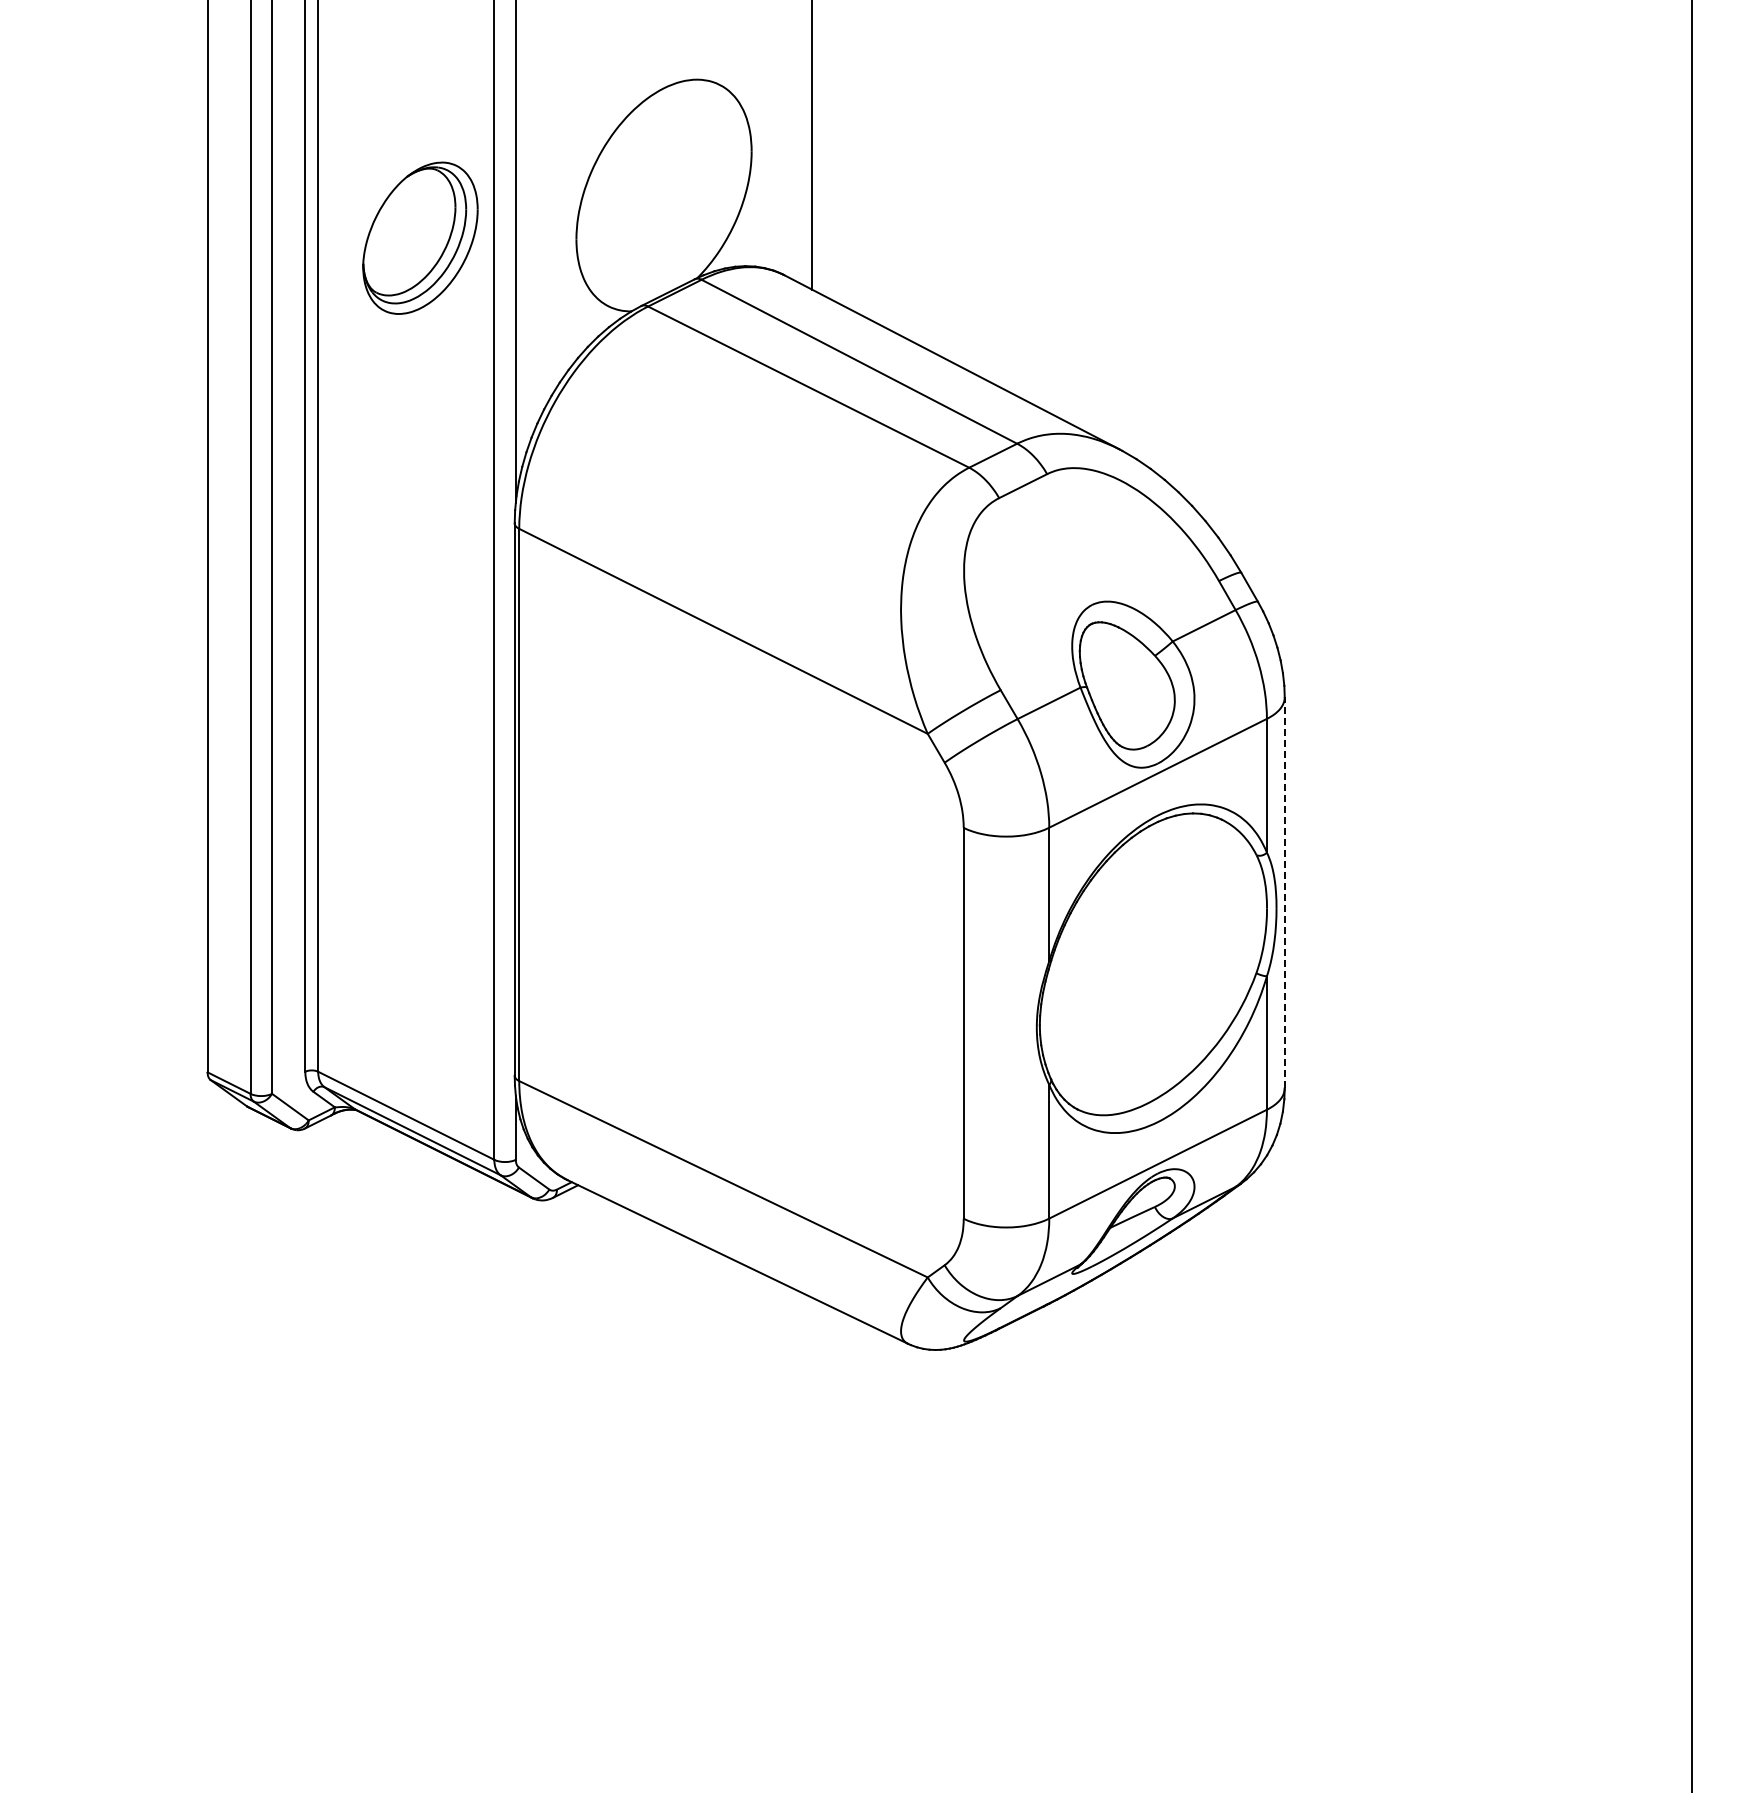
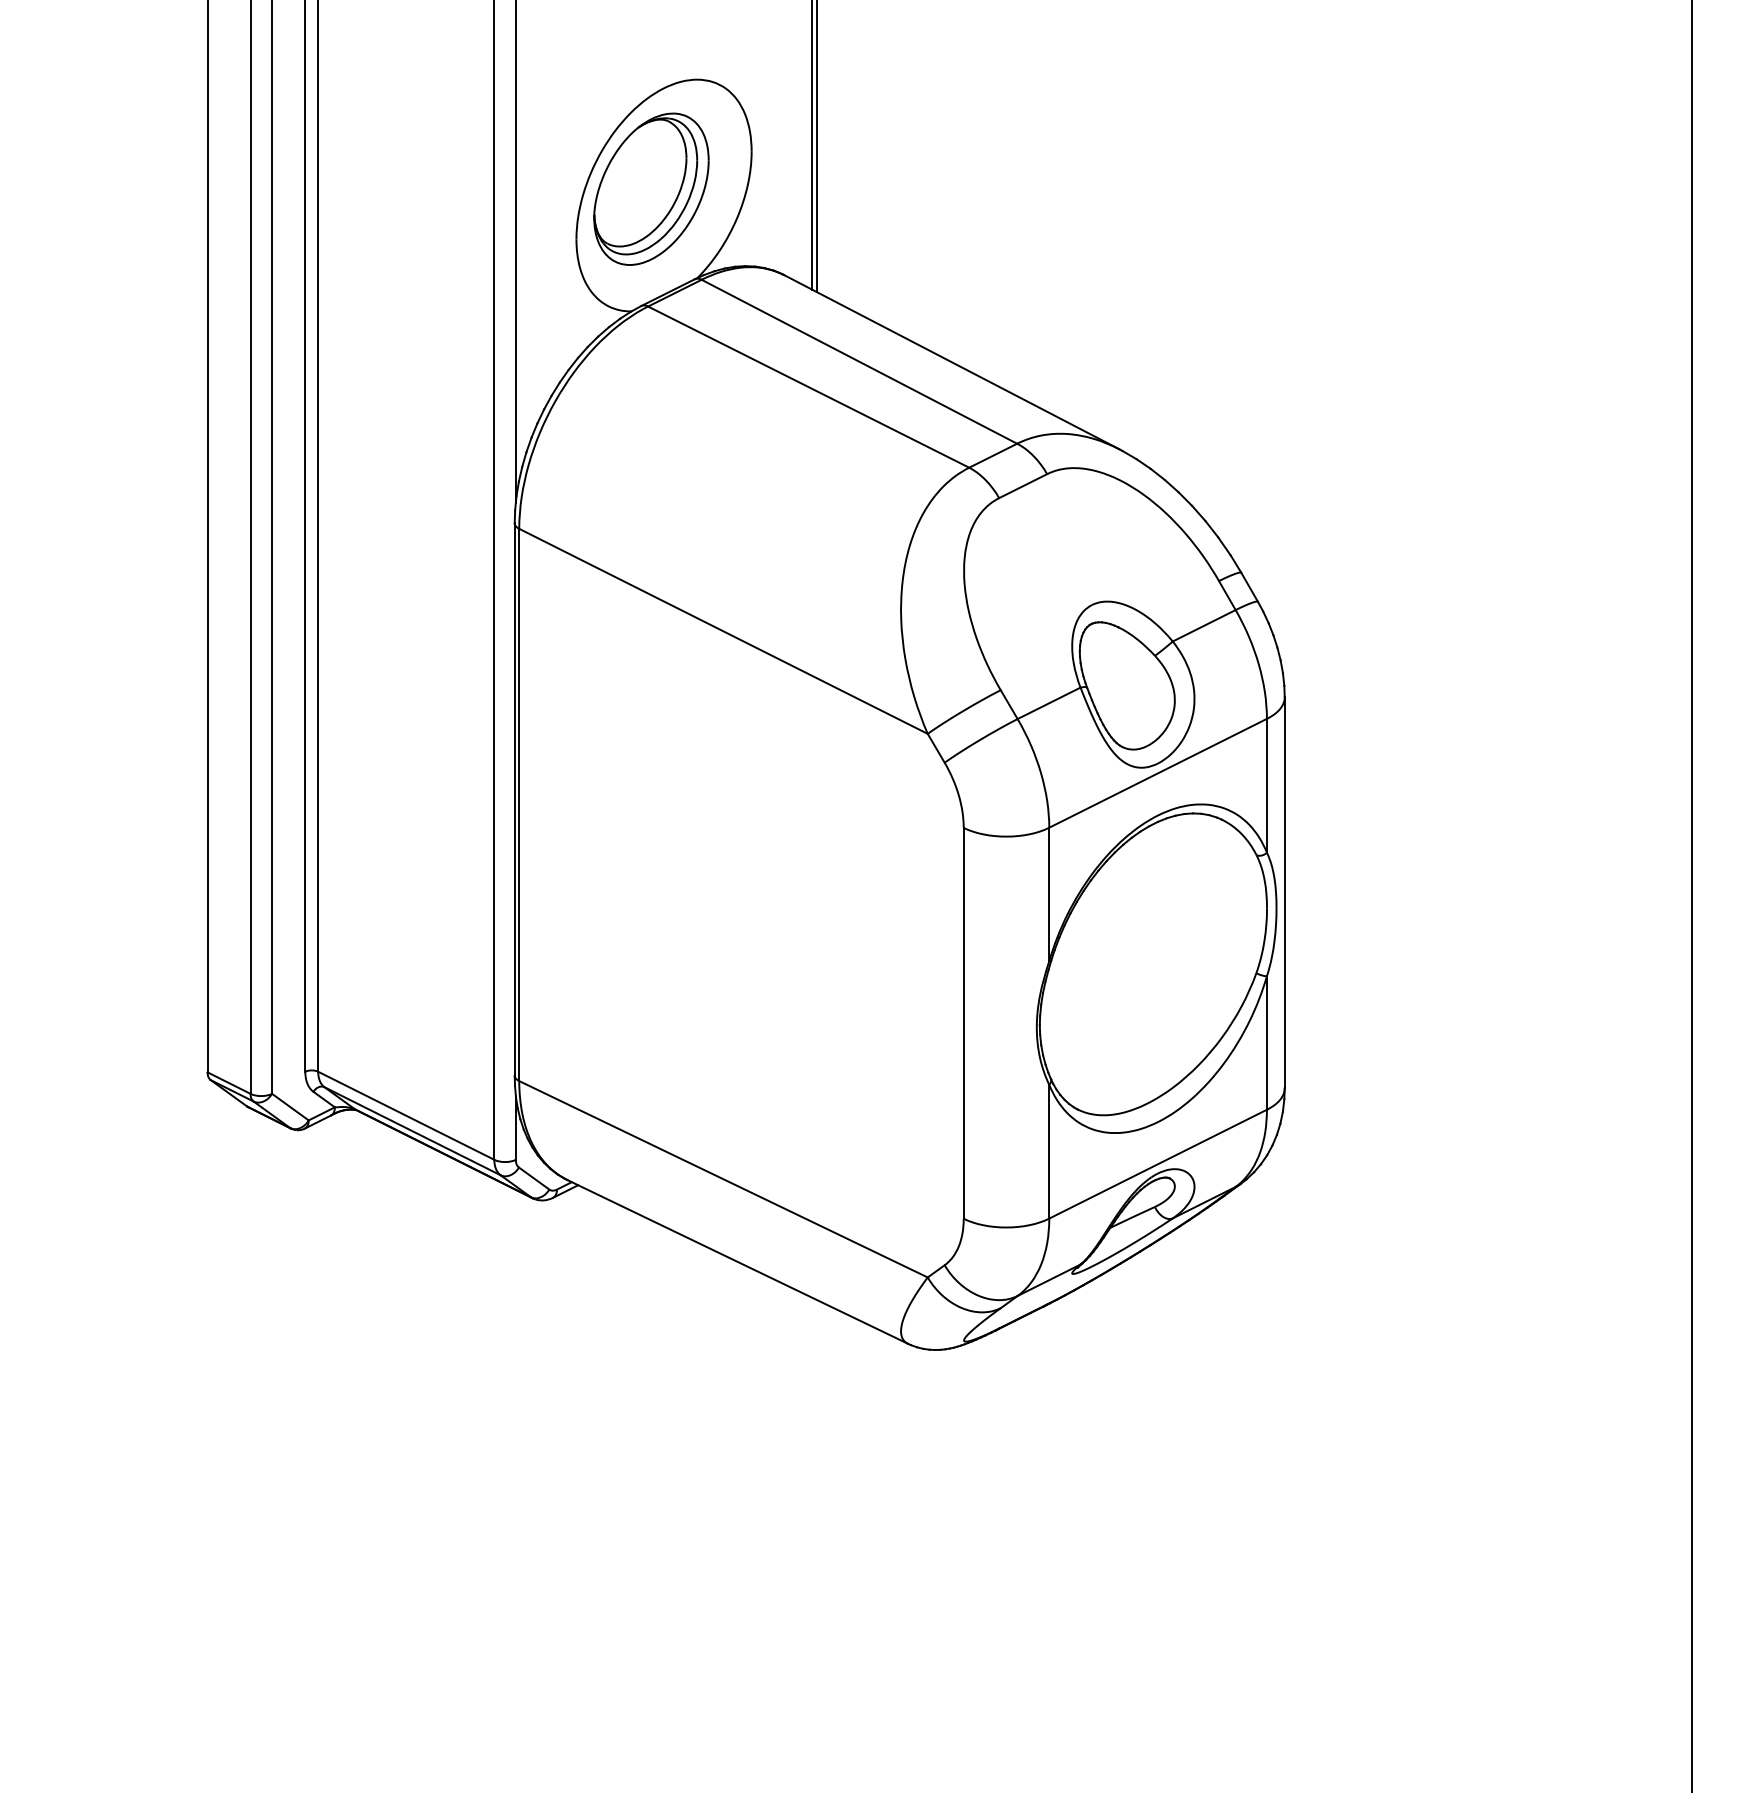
line: none -> present (816, 147)
part position: (420, 237) -> (651, 188) (651, 188)
line: dashed -> solid (1284, 892)
